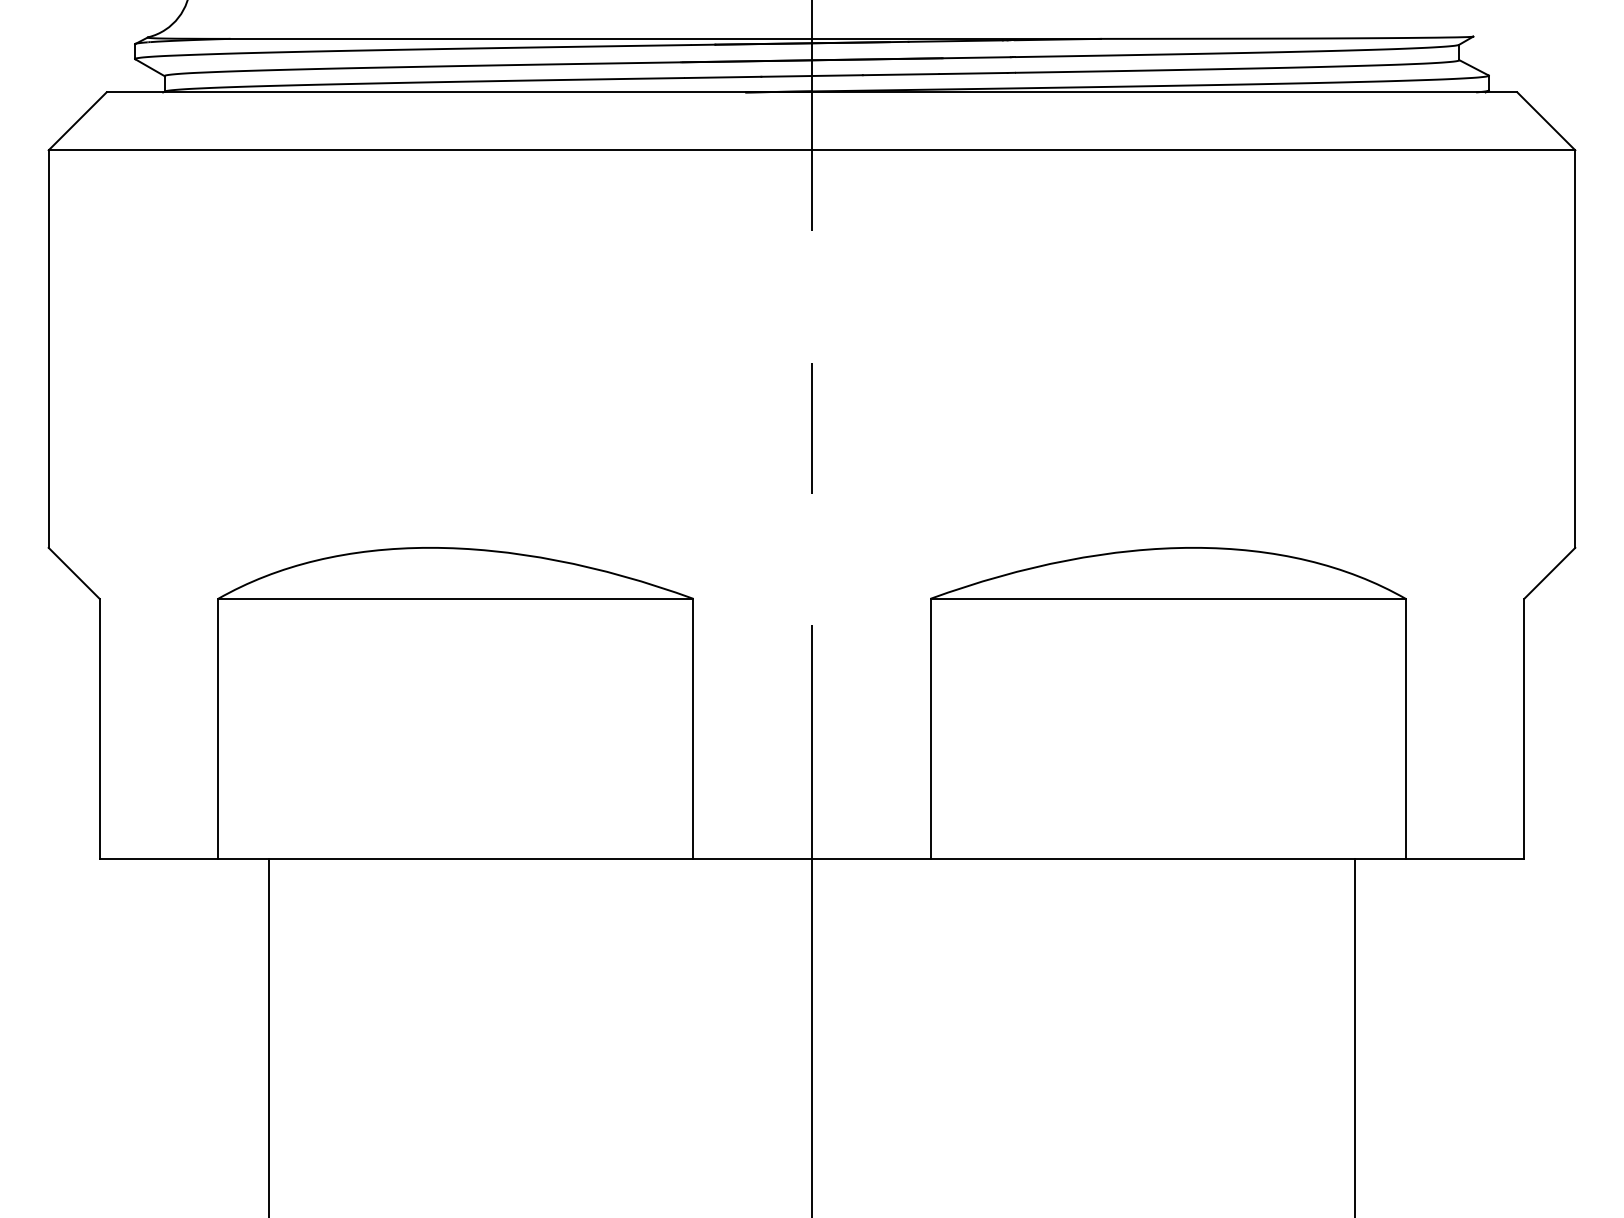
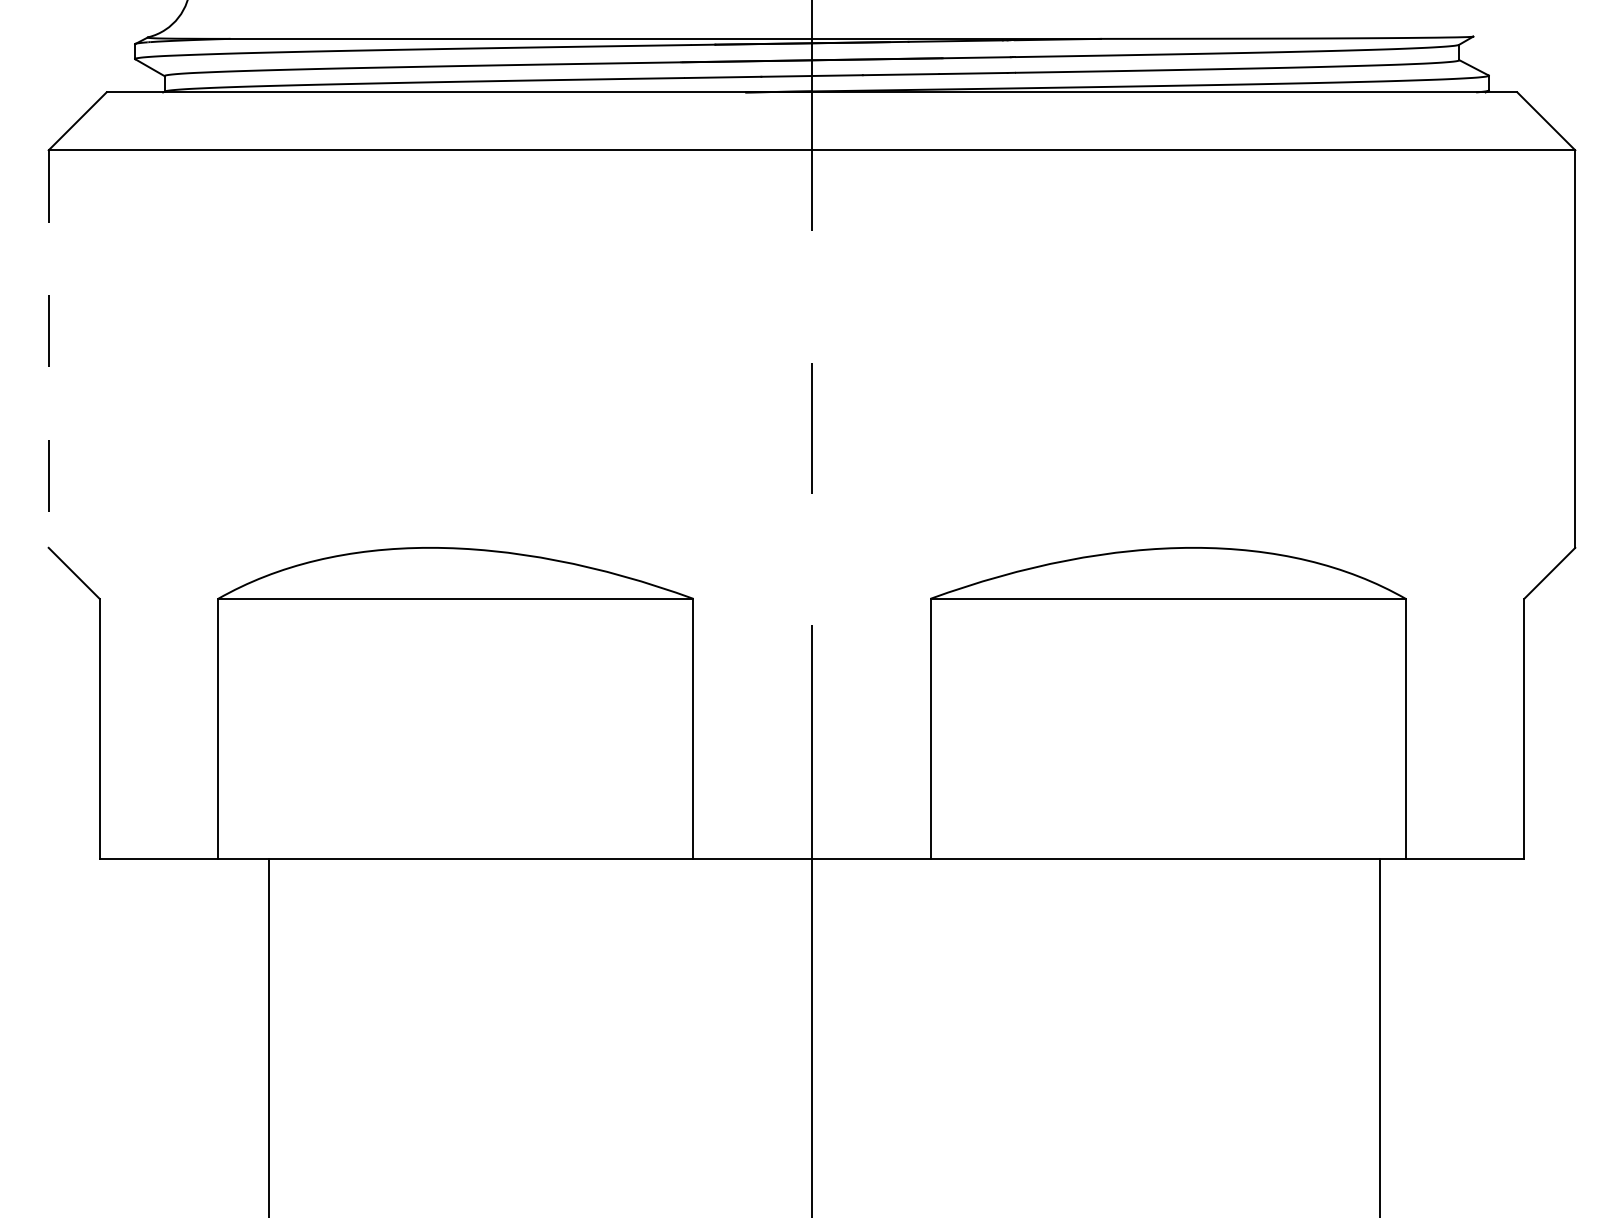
line: solid -> dashed (48, 349)
line position: (1354, 1036) -> (1379, 1036) (1379, 1036)
